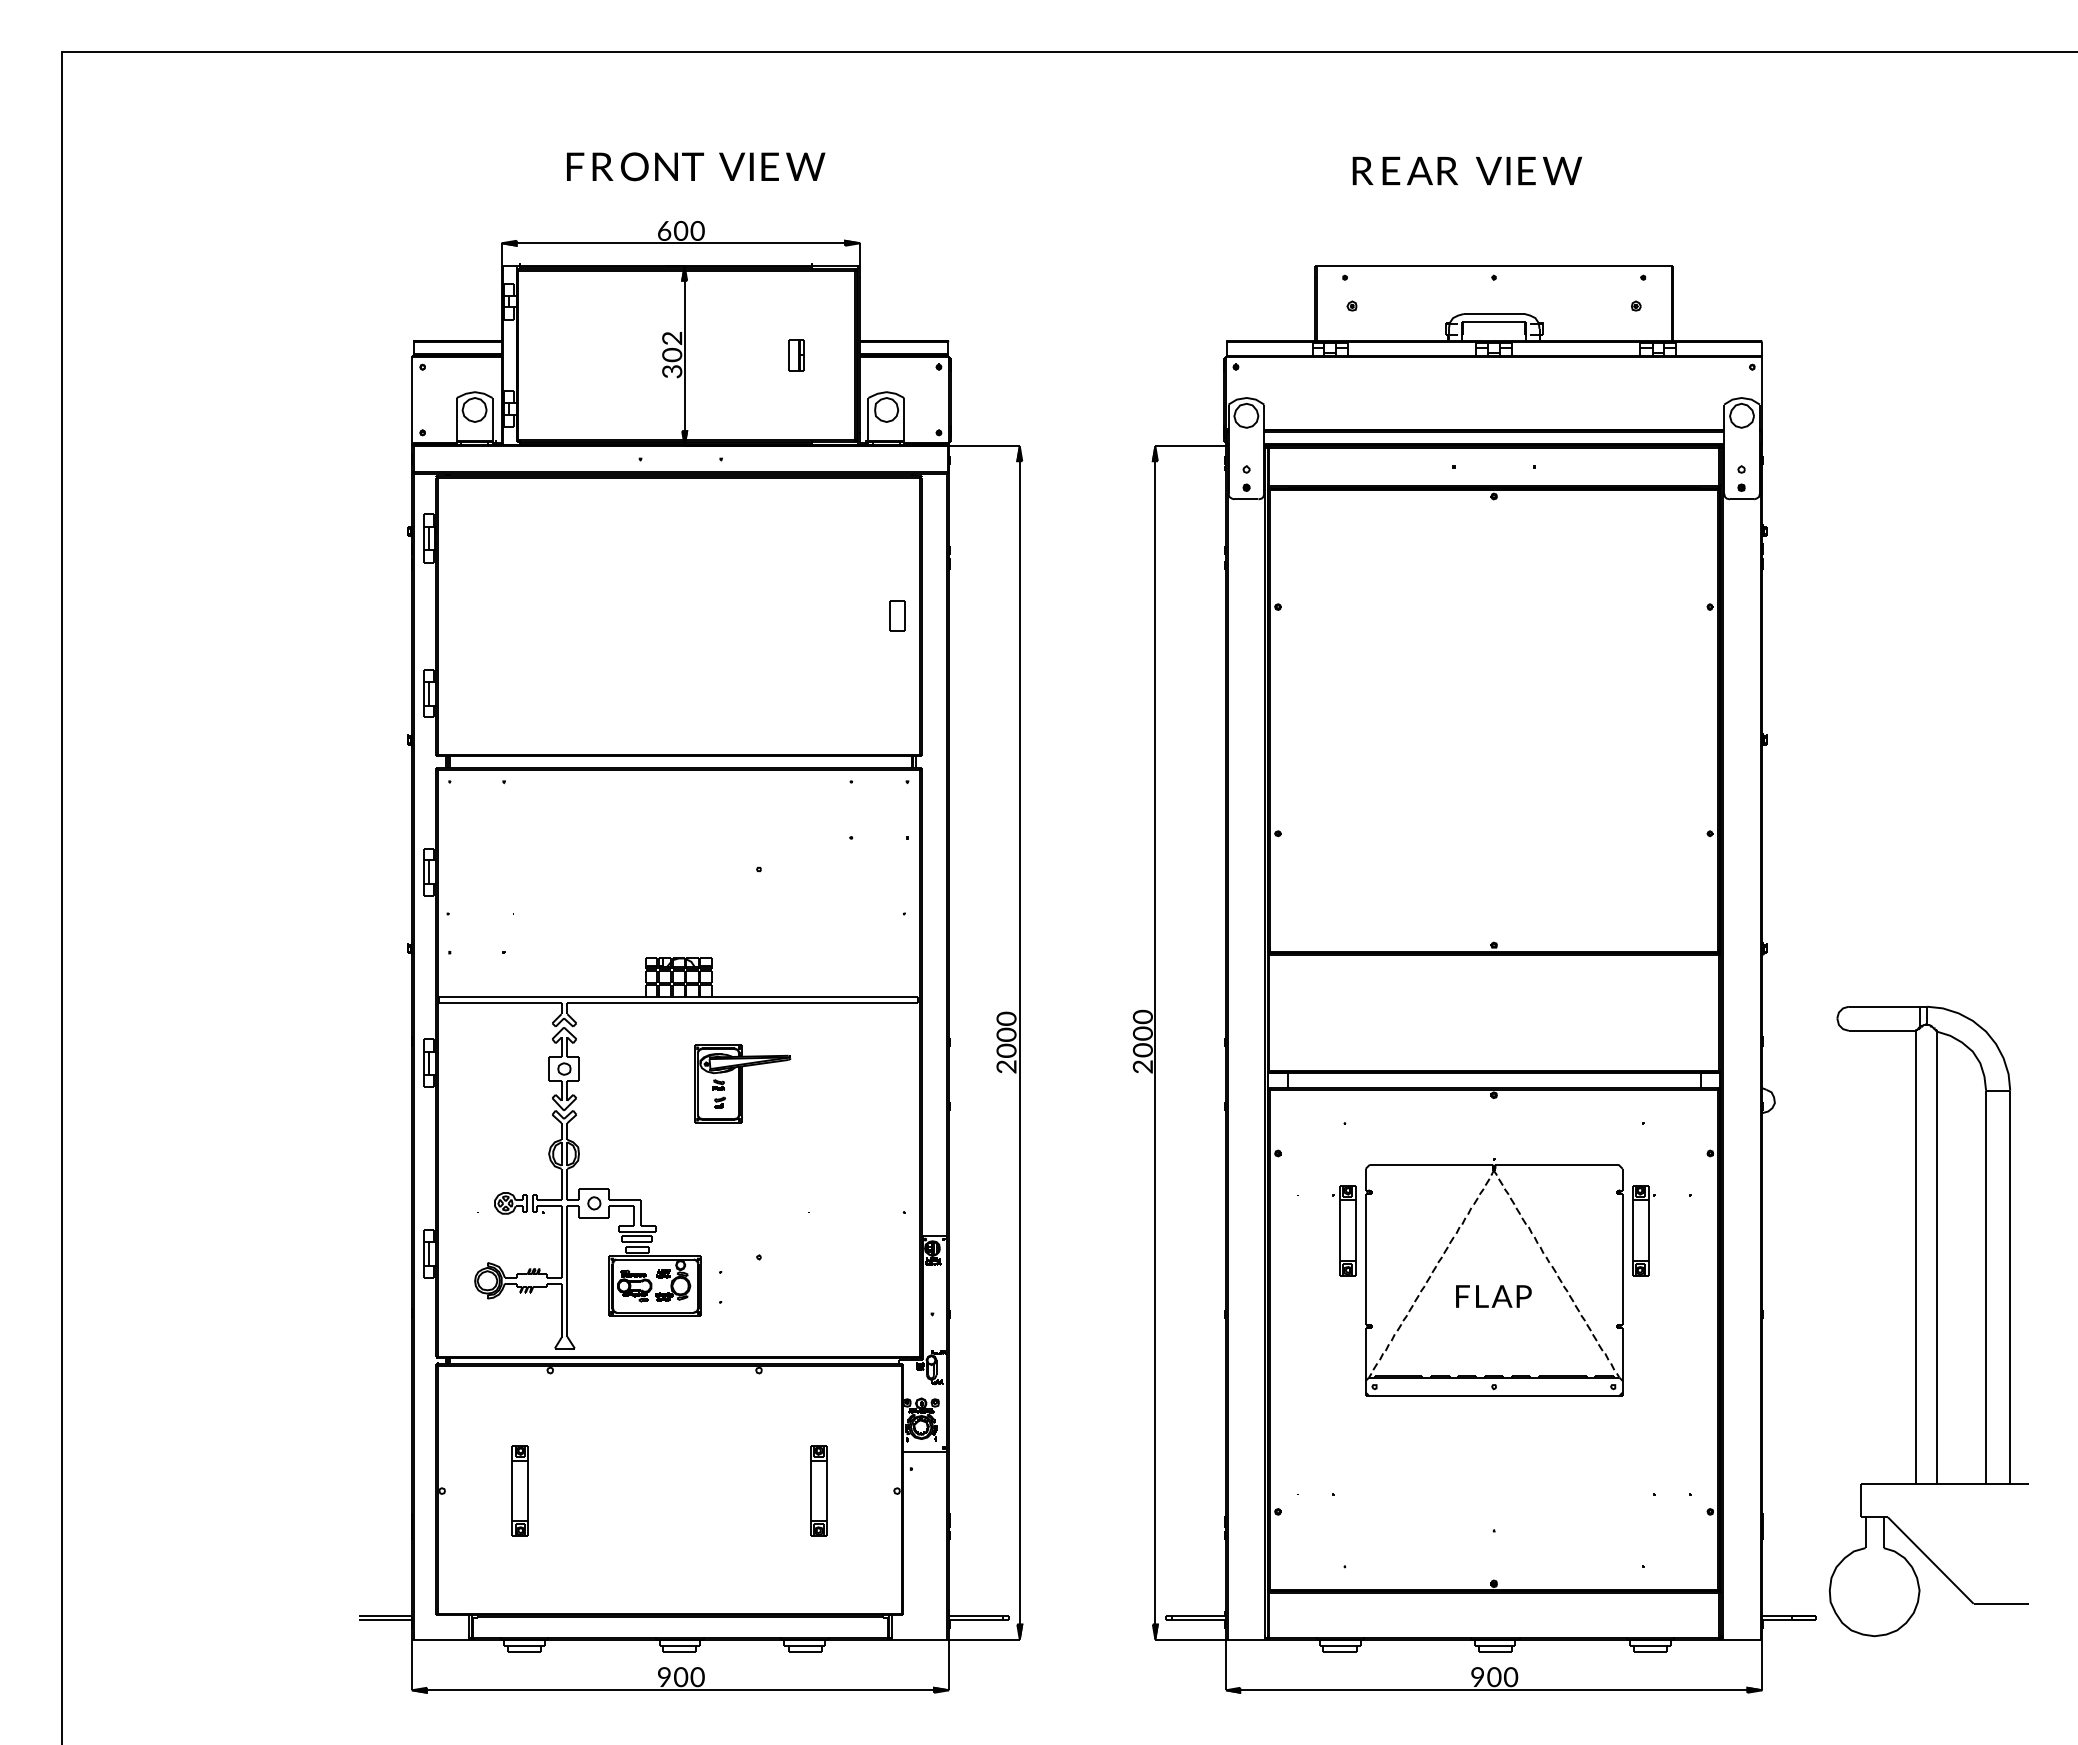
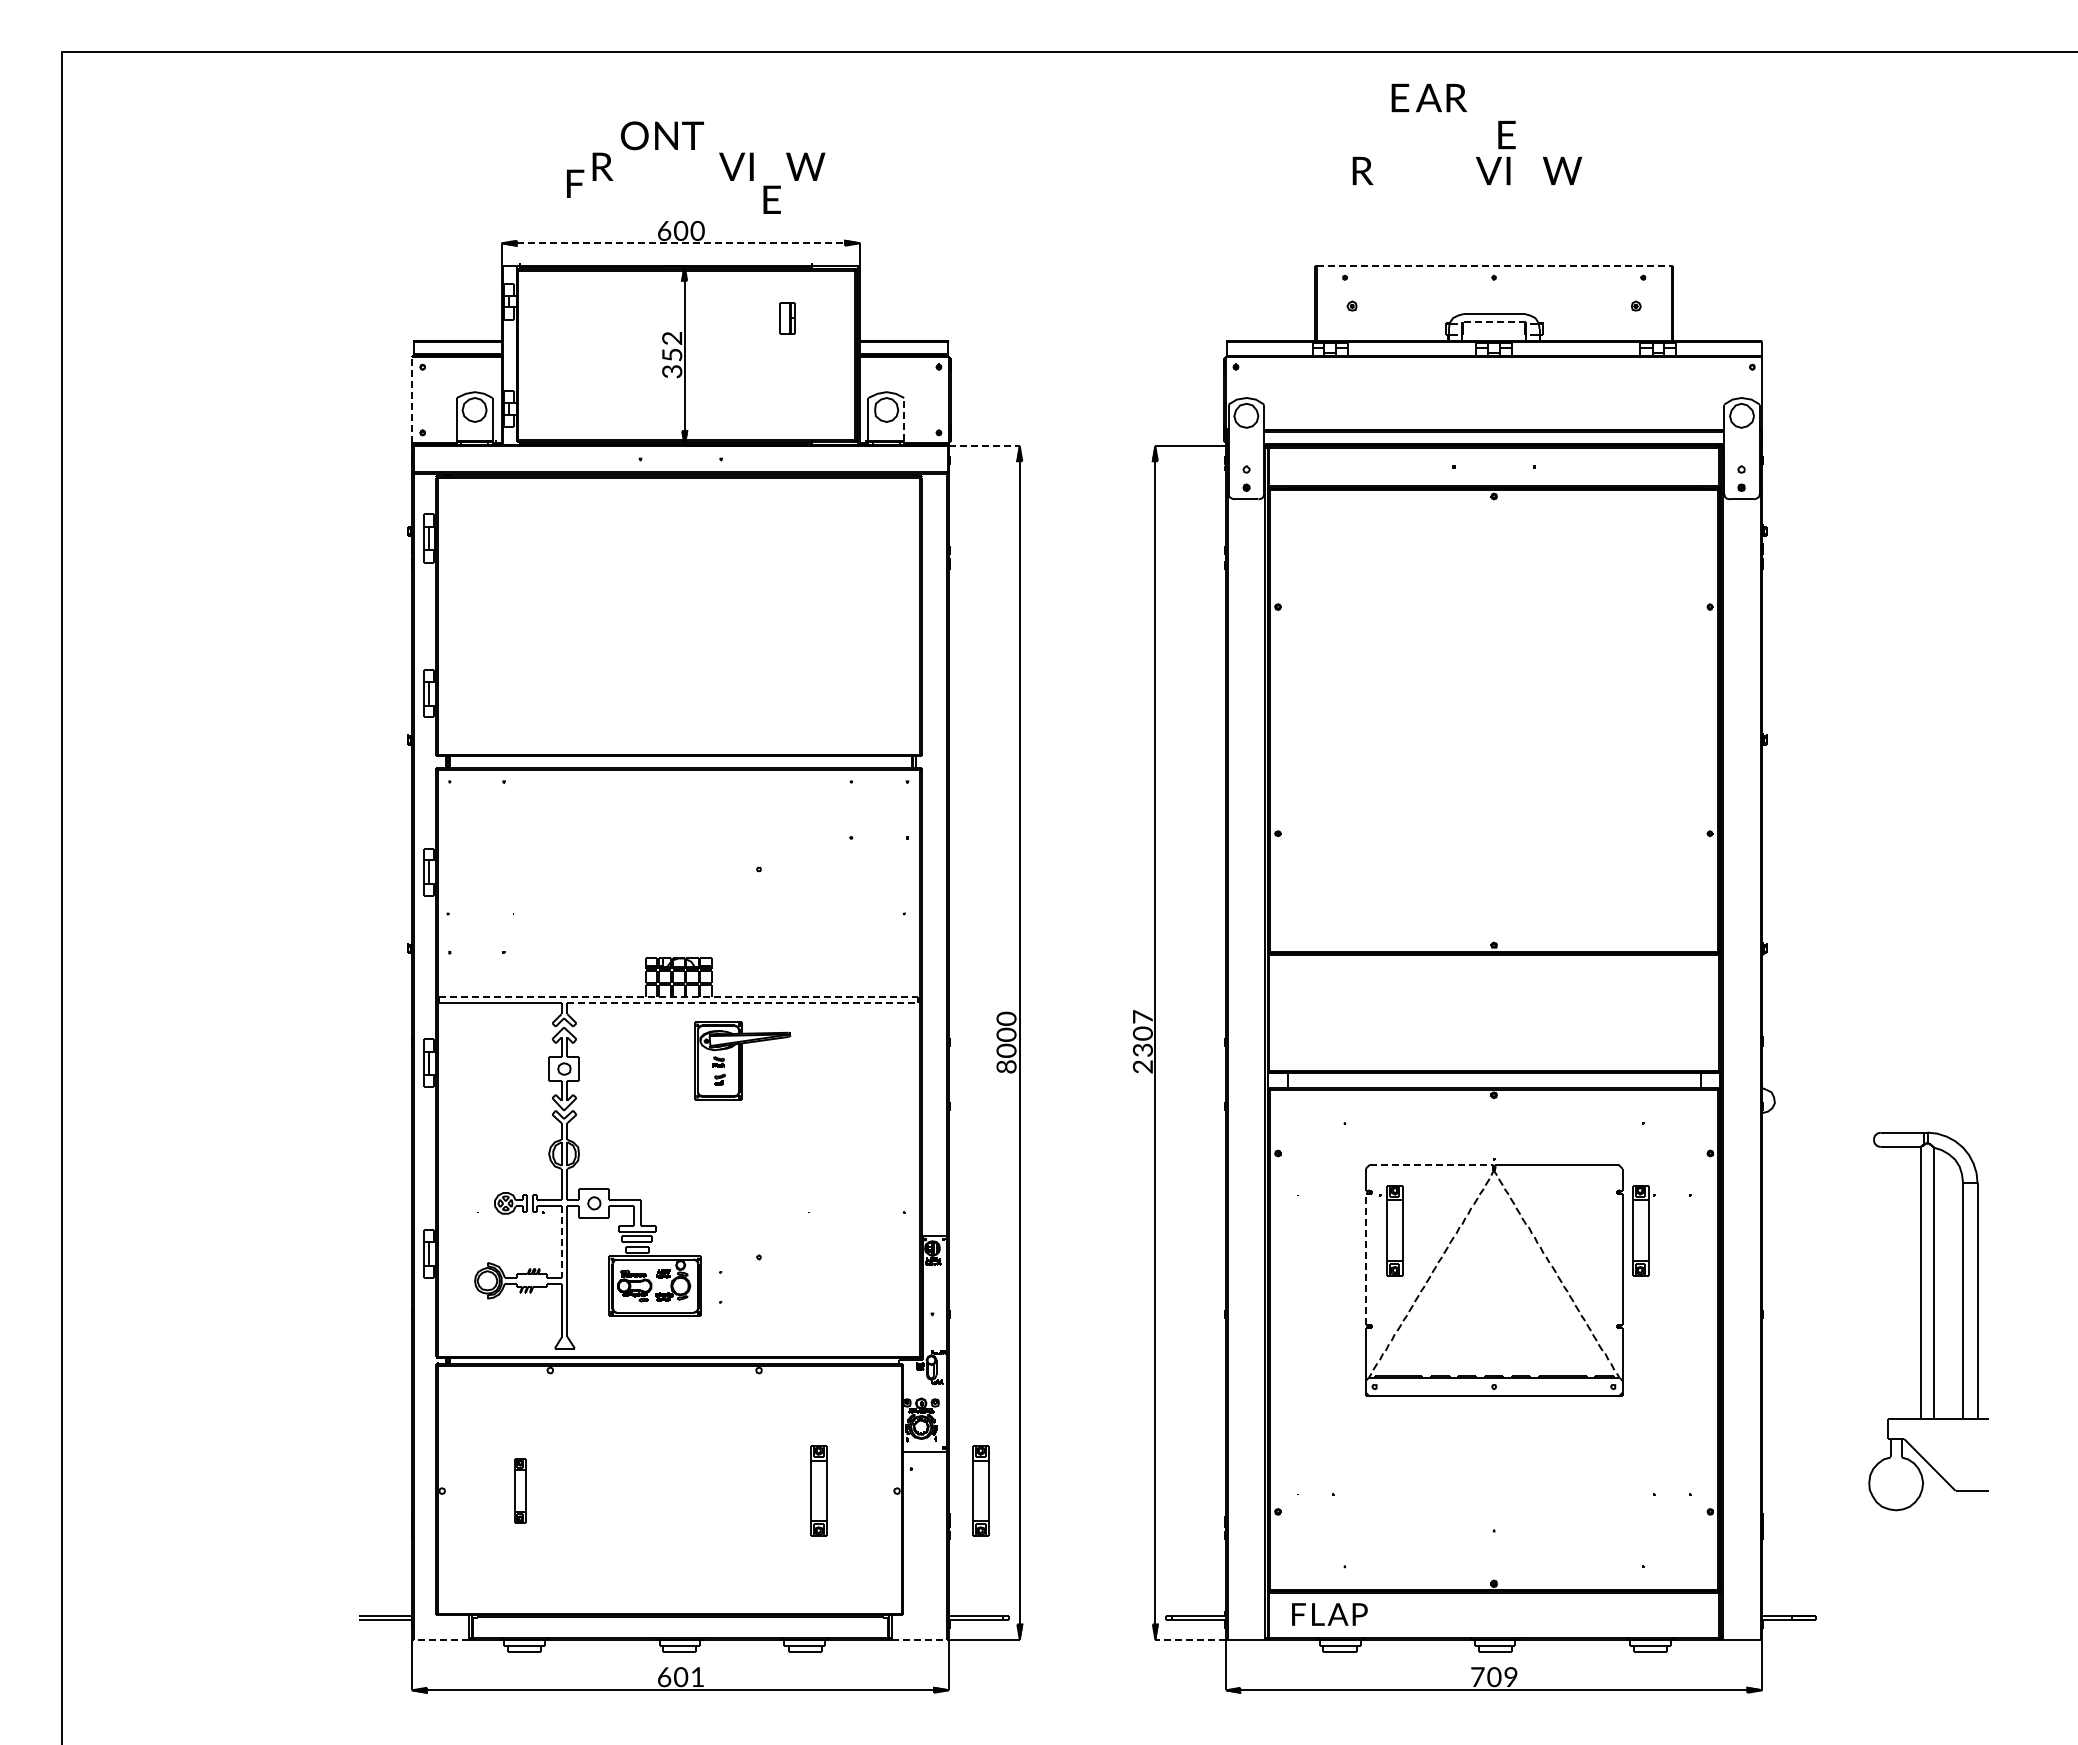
text position: (575, 166) -> (575, 183) (575, 183)
text position: (662, 166) -> (662, 135) (662, 135)
text position: (769, 166) -> (771, 199) (771, 199)
text position: (1420, 170) -> (1429, 97) (1429, 97)
text position: (1526, 170) -> (1506, 134) (1506, 134)
line: solid -> dashed (681, 243)
line: solid -> dashed (1494, 265)
line: solid -> dashed (1493, 322)
text: 0 -> 5 (672, 354)
part position: (796, 355) -> (787, 318) (787, 318)
line: solid -> dashed (411, 400)
line: solid -> dashed (904, 419)
line: solid -> dashed (984, 446)
part: present -> none (897, 615)
line: solid -> dashed (678, 996)
line: solid -> dashed (743, 1002)
text: 0 -> 7 (1142, 1016)
text: 0 -> 3 (1142, 1050)
text: 2000 -> 8000 (1007, 1066)
part position: (742, 1083) -> (742, 1060) (742, 1060)
line: solid -> dashed (1431, 1164)
part position: (1344, 1230) -> (1391, 1230) (1391, 1230)
line: solid -> dashed (561, 1242)
line: solid -> dashed (1365, 1259)
text position: (1493, 1296) -> (1329, 1614) (1329, 1614)
part size: 201x633 px -> 121x381 px (1928, 1321)
part size: 18x92 px -> 13x66 px (520, 1490)
part: none -> present (980, 1490)
line: solid -> dashed (441, 1639)
line: solid -> dashed (919, 1639)
line: solid -> dashed (1190, 1639)
text: 9 -> 7 (1477, 1676)
text: 9 -> 6 (664, 1677)
text: 0 -> 1 (697, 1677)
text: 0 -> 9 (1511, 1677)
